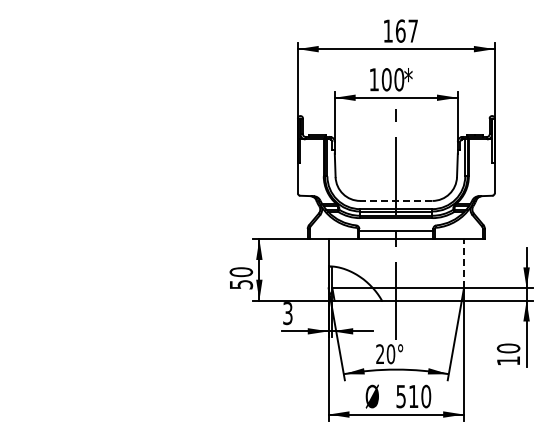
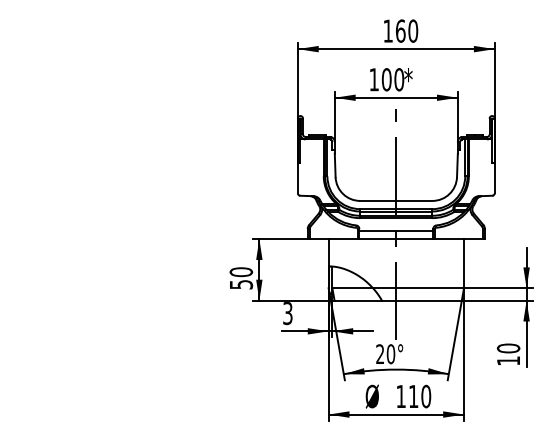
text: 167 -> 160 (413, 30)
line: dashed -> solid (395, 200)
line: dashed -> solid (464, 263)
text: 510 -> 110 (400, 396)
